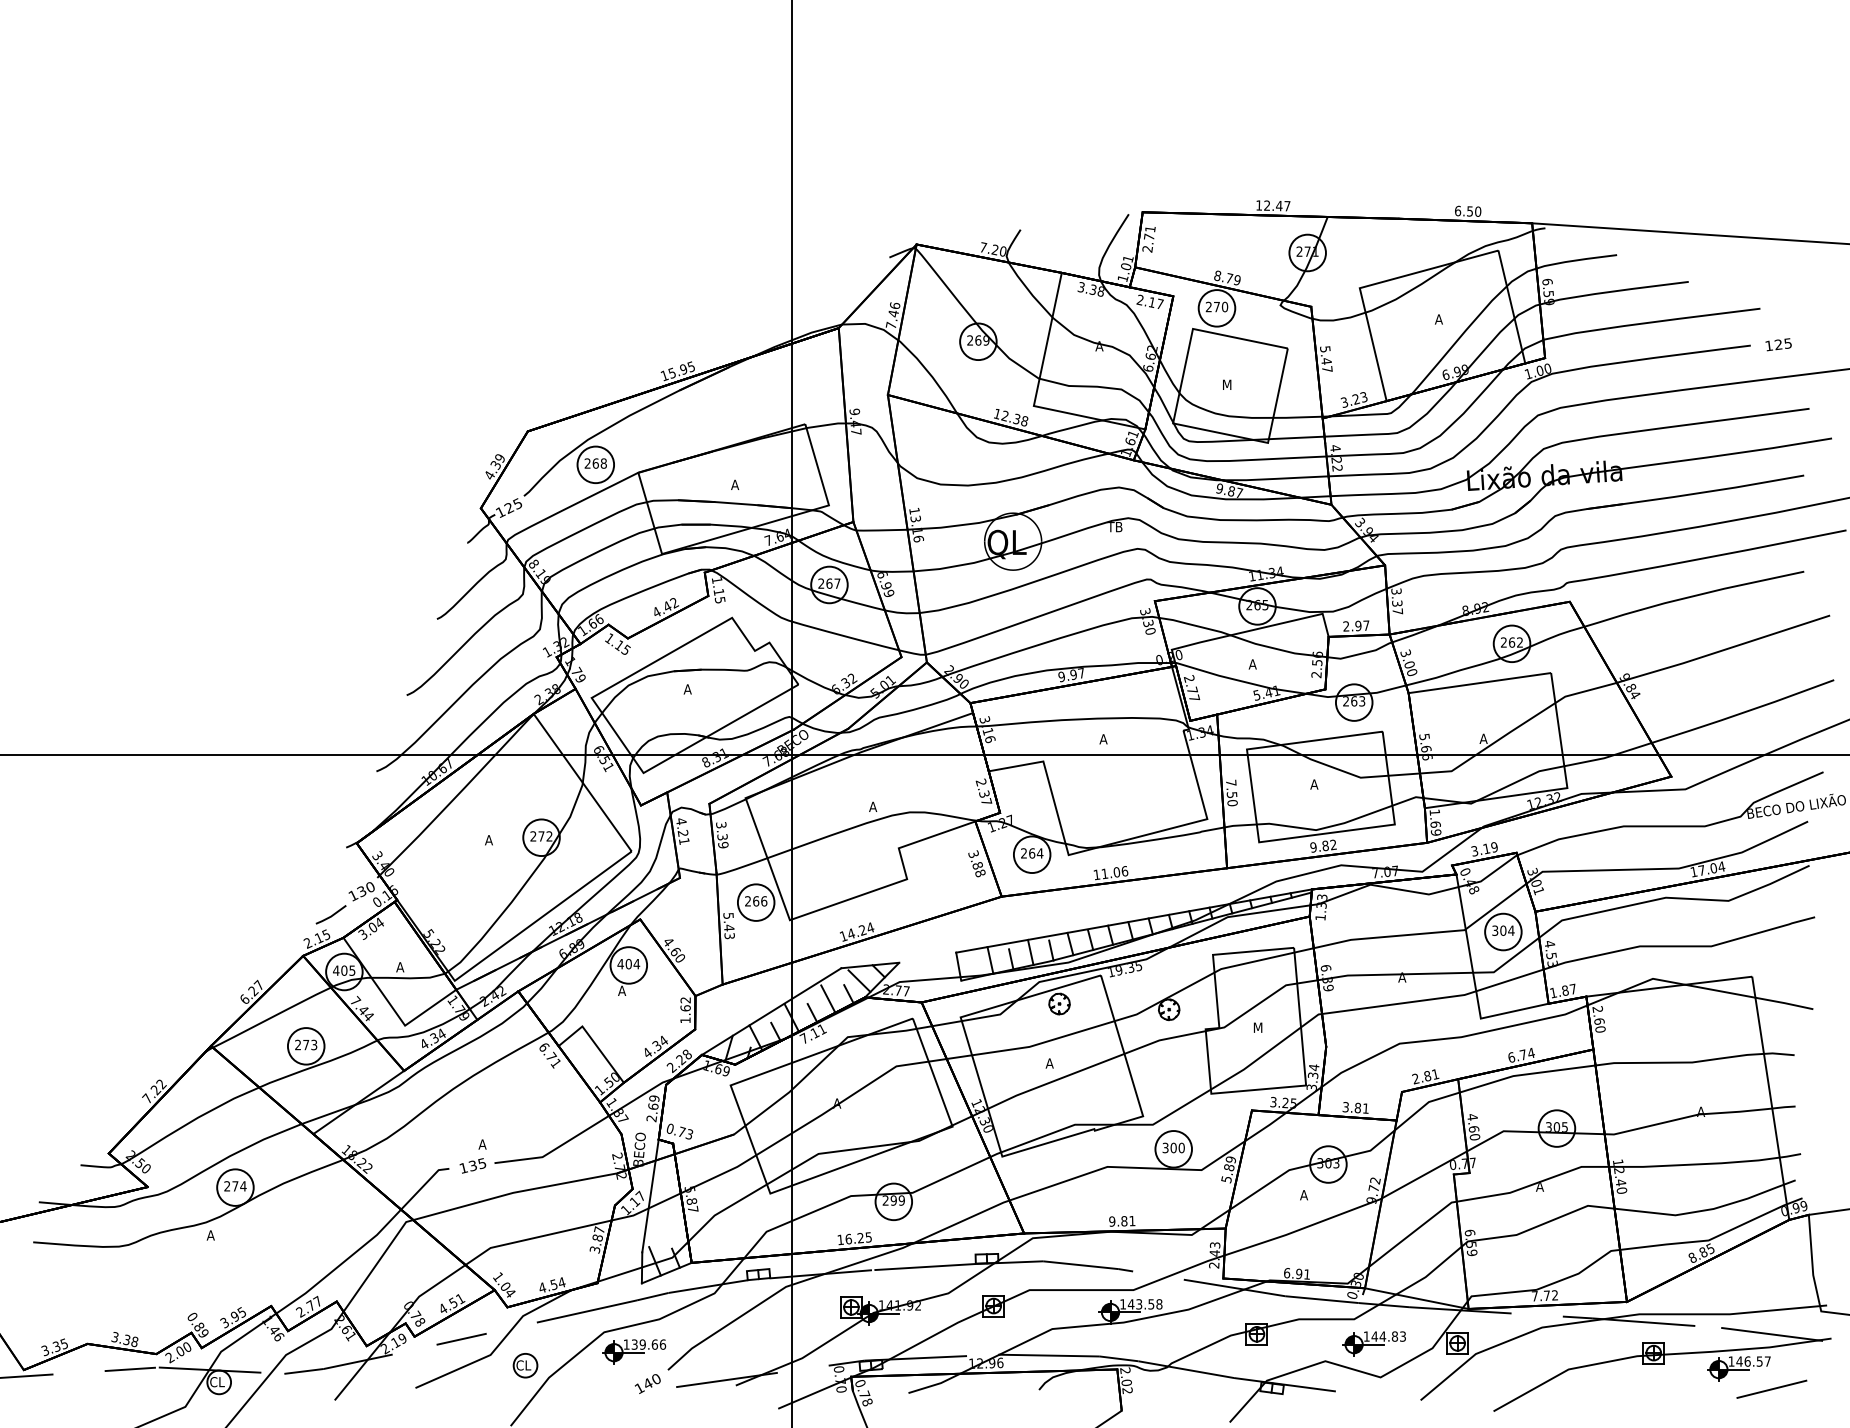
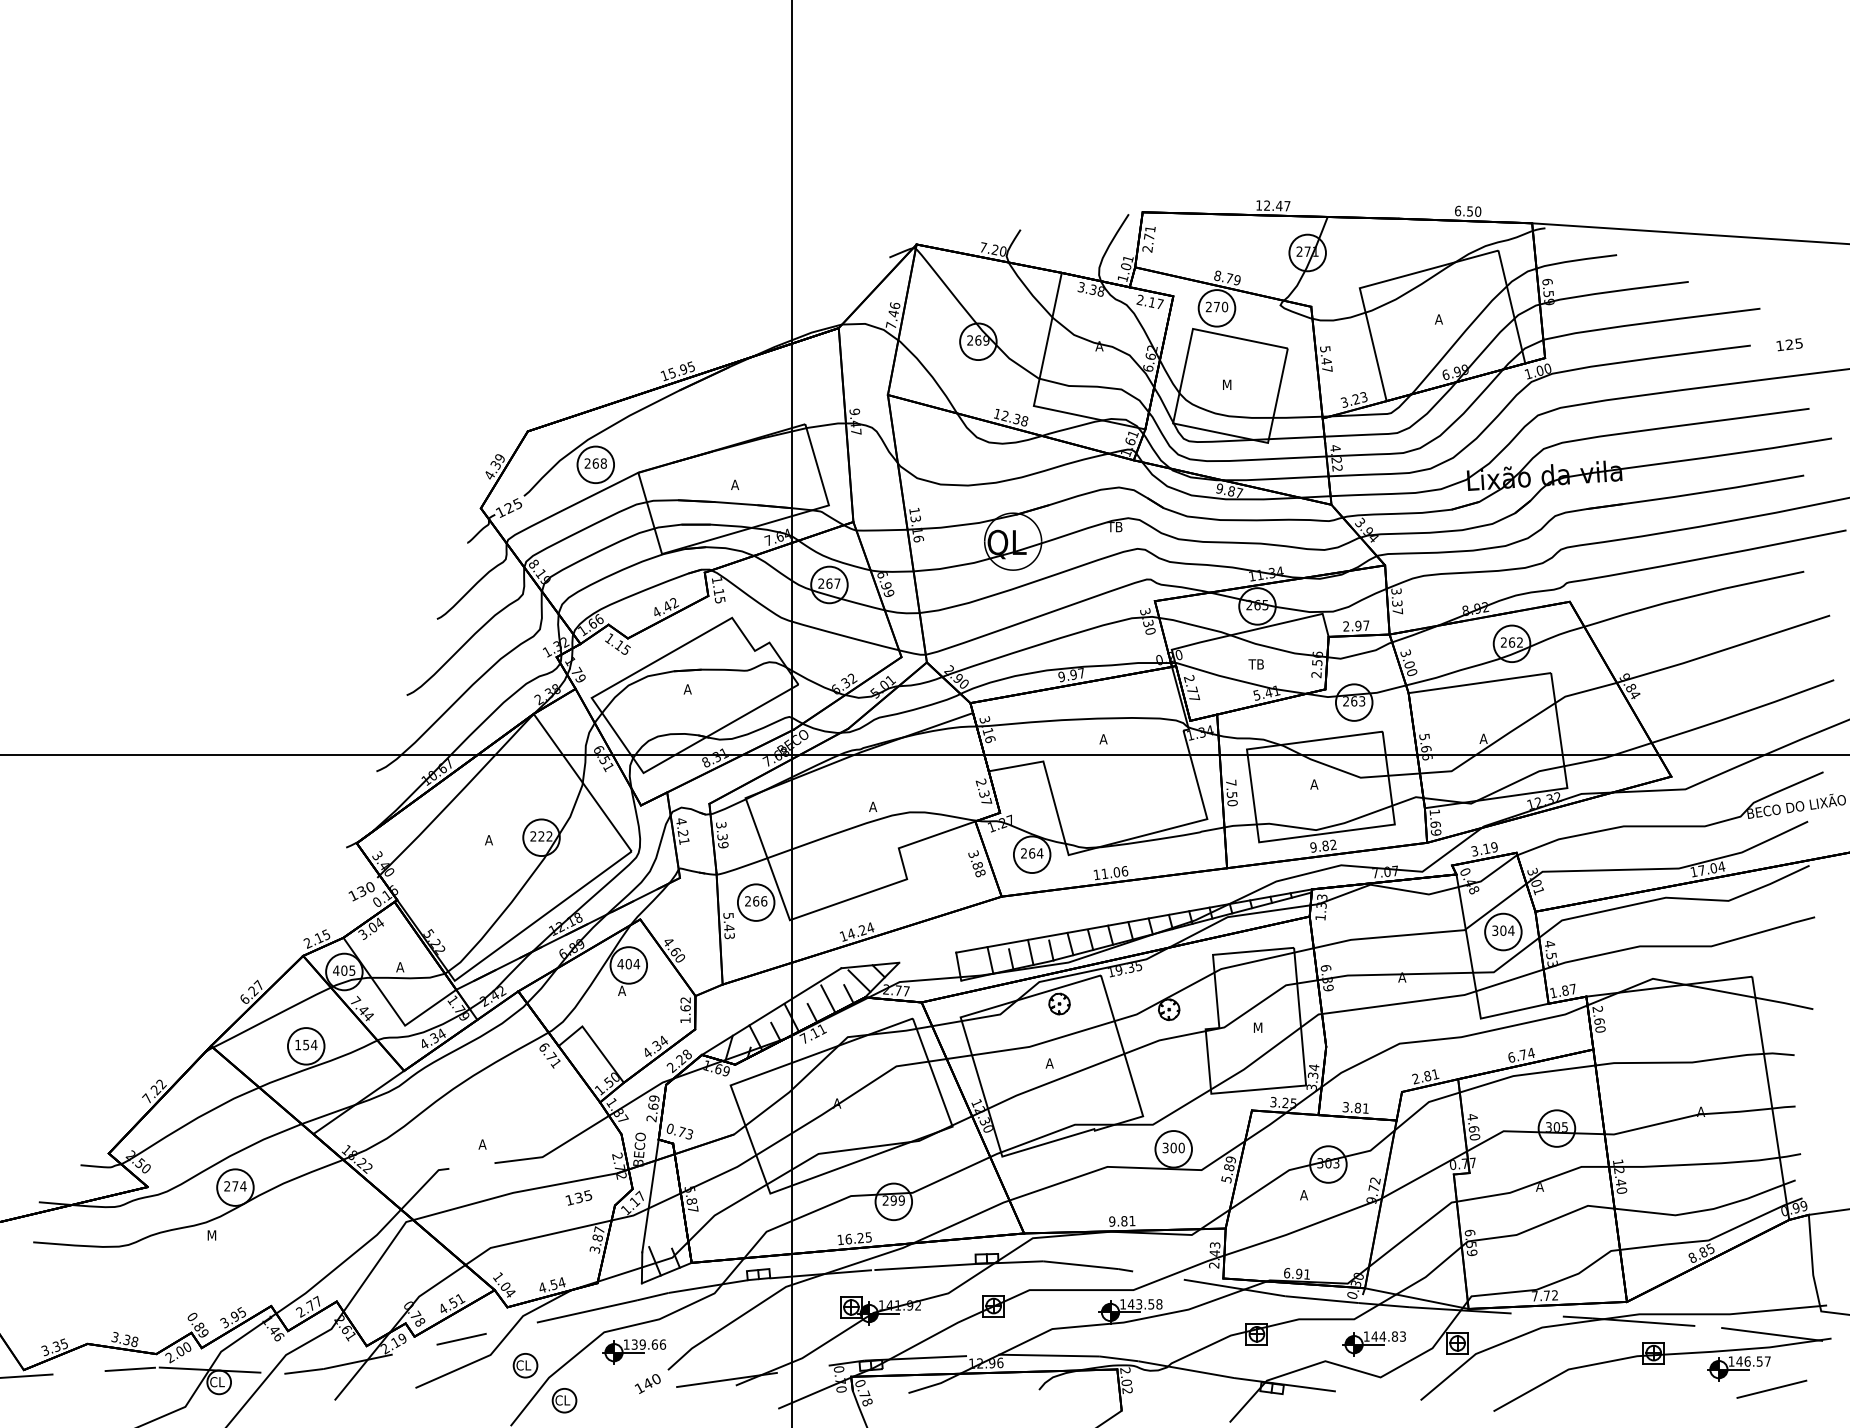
text position: (1778, 344) -> (1789, 344) (1789, 344)
text: A -> TB (1255, 664)
text: 272 -> 222 (541, 836)
curve: present -> none (330, 915)
text: 273 -> 154 (306, 1044)
text position: (472, 1165) -> (578, 1197) (578, 1197)
text: A -> M (211, 1235)
part: none -> present (564, 1400)
